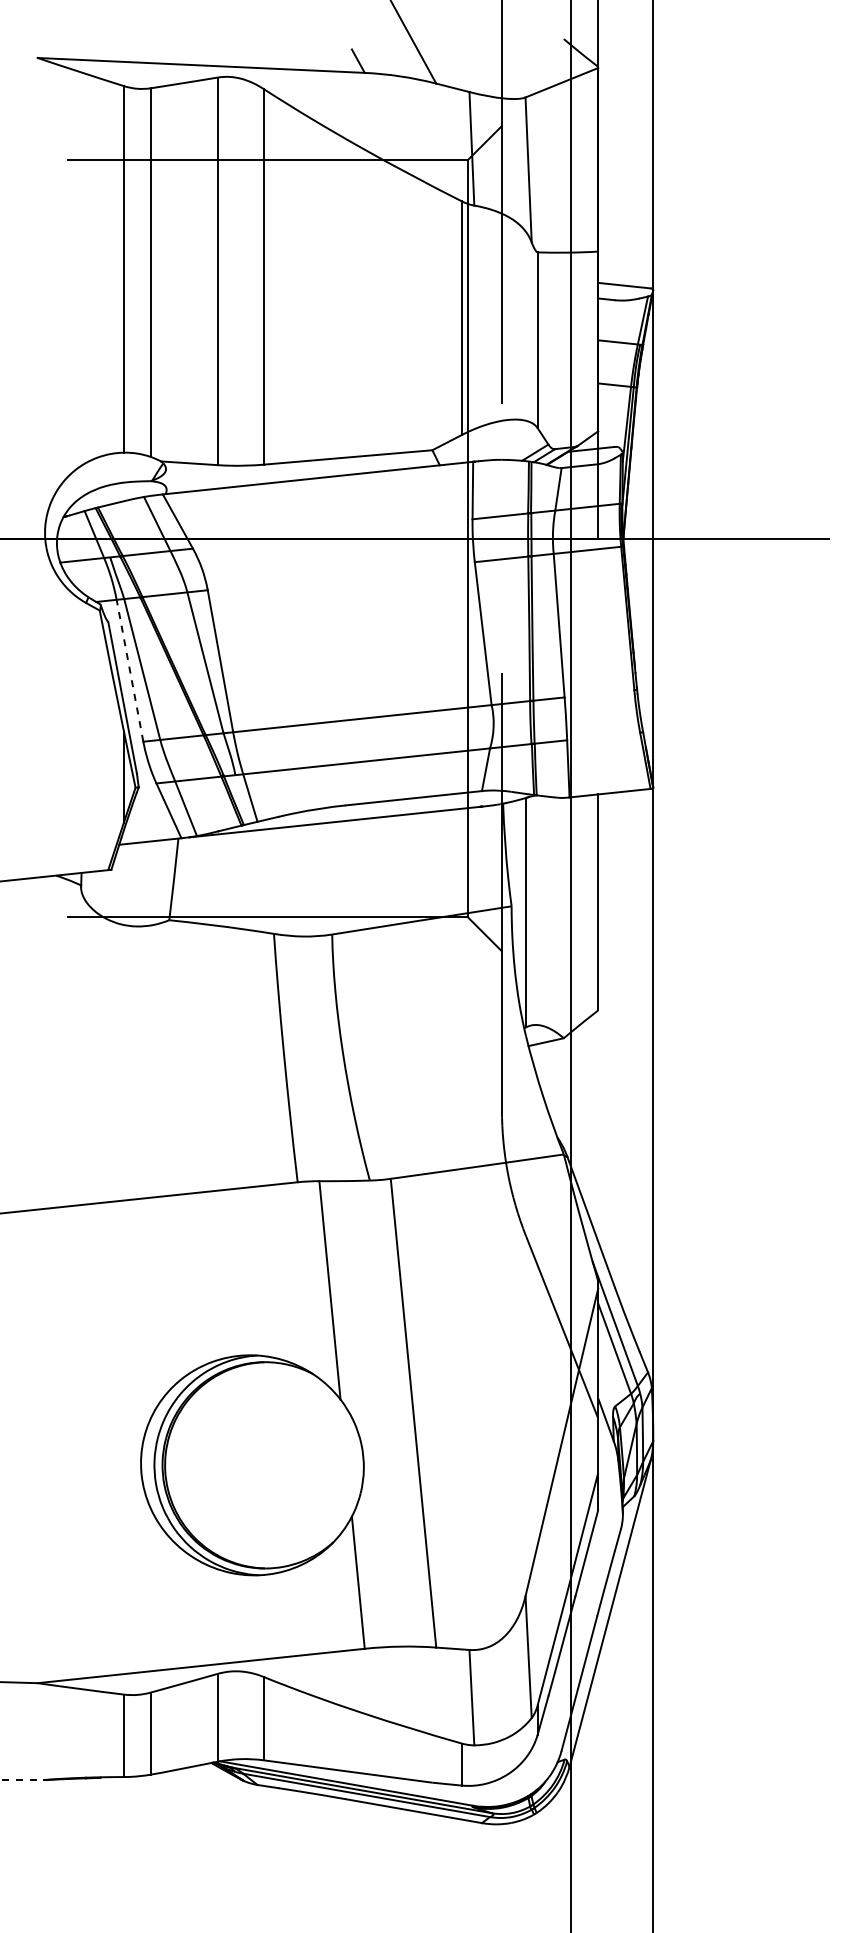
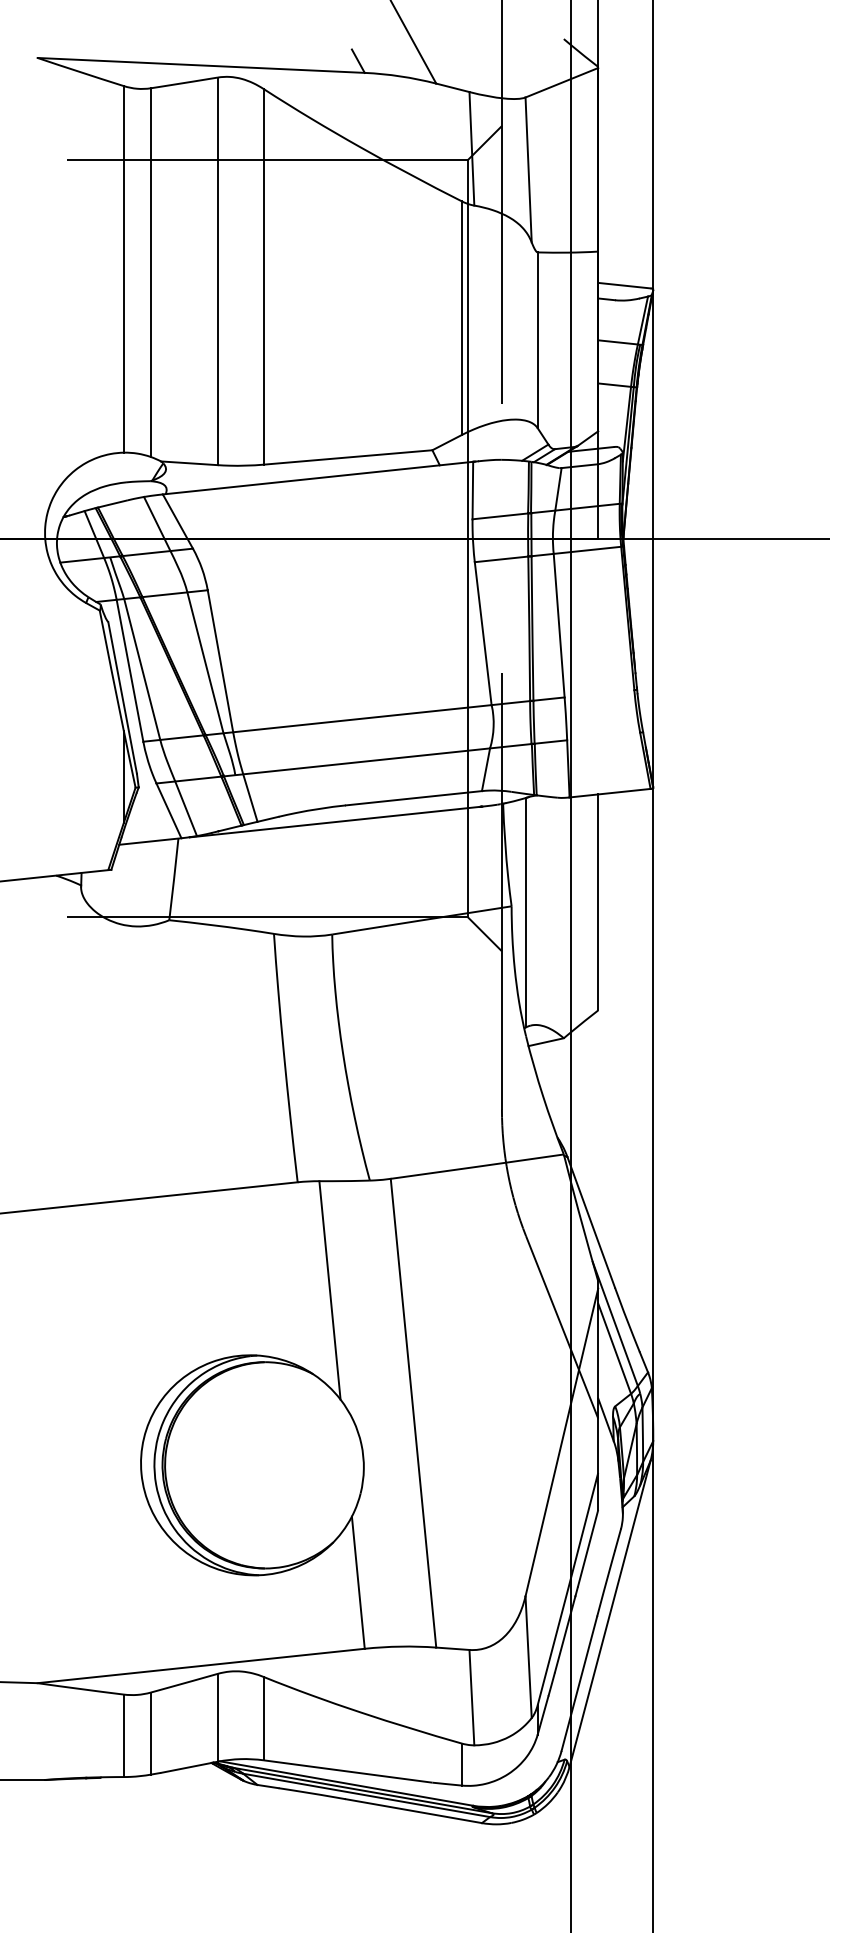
line: dashed -> solid (129, 670)
line: dashed -> solid (23, 1780)
